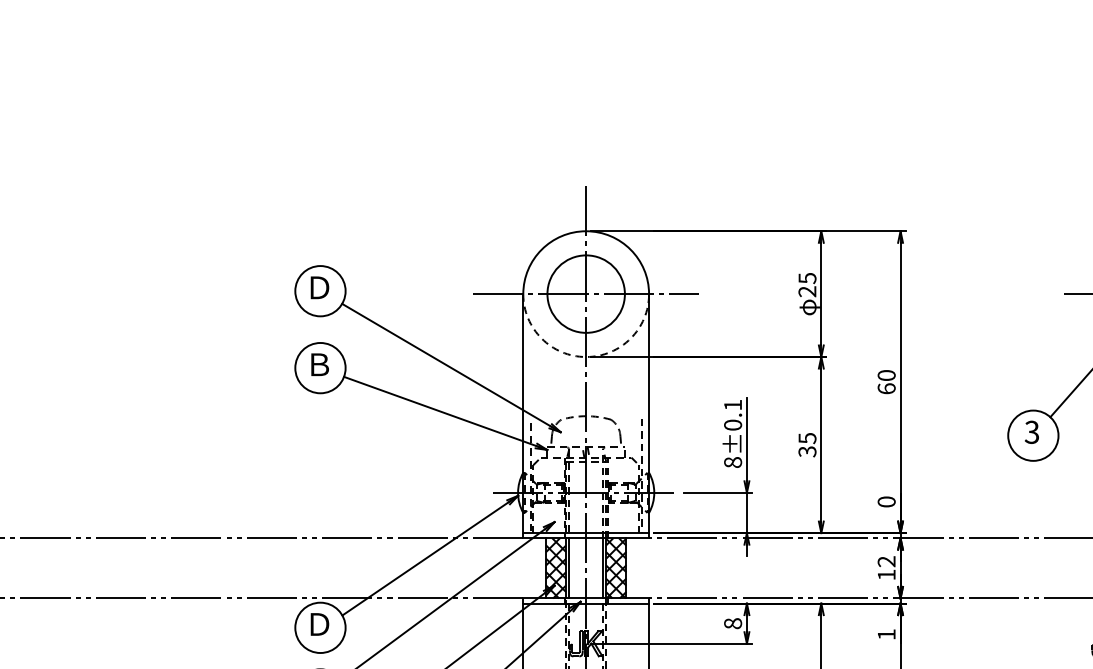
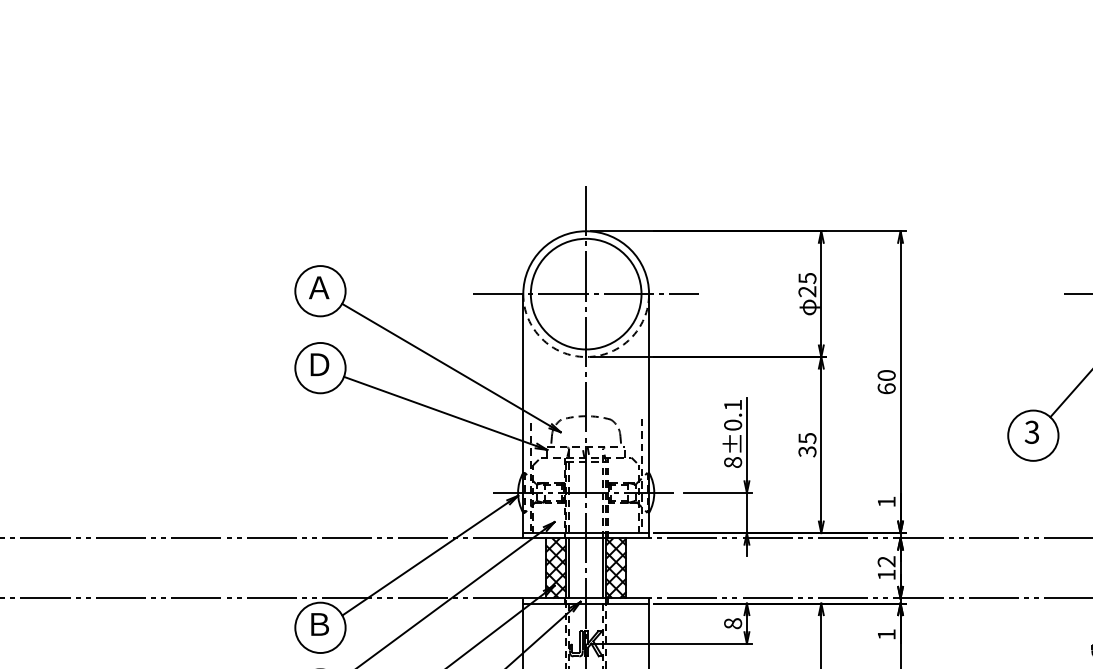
text: Ｄ -> Ａ (319, 287)
circle diameter: 77 px -> 111 px (585, 293)
text: Ｂ -> Ｄ (319, 364)
text: 0 -> 1 (886, 501)
text: Ｄ -> Ｂ (319, 624)
